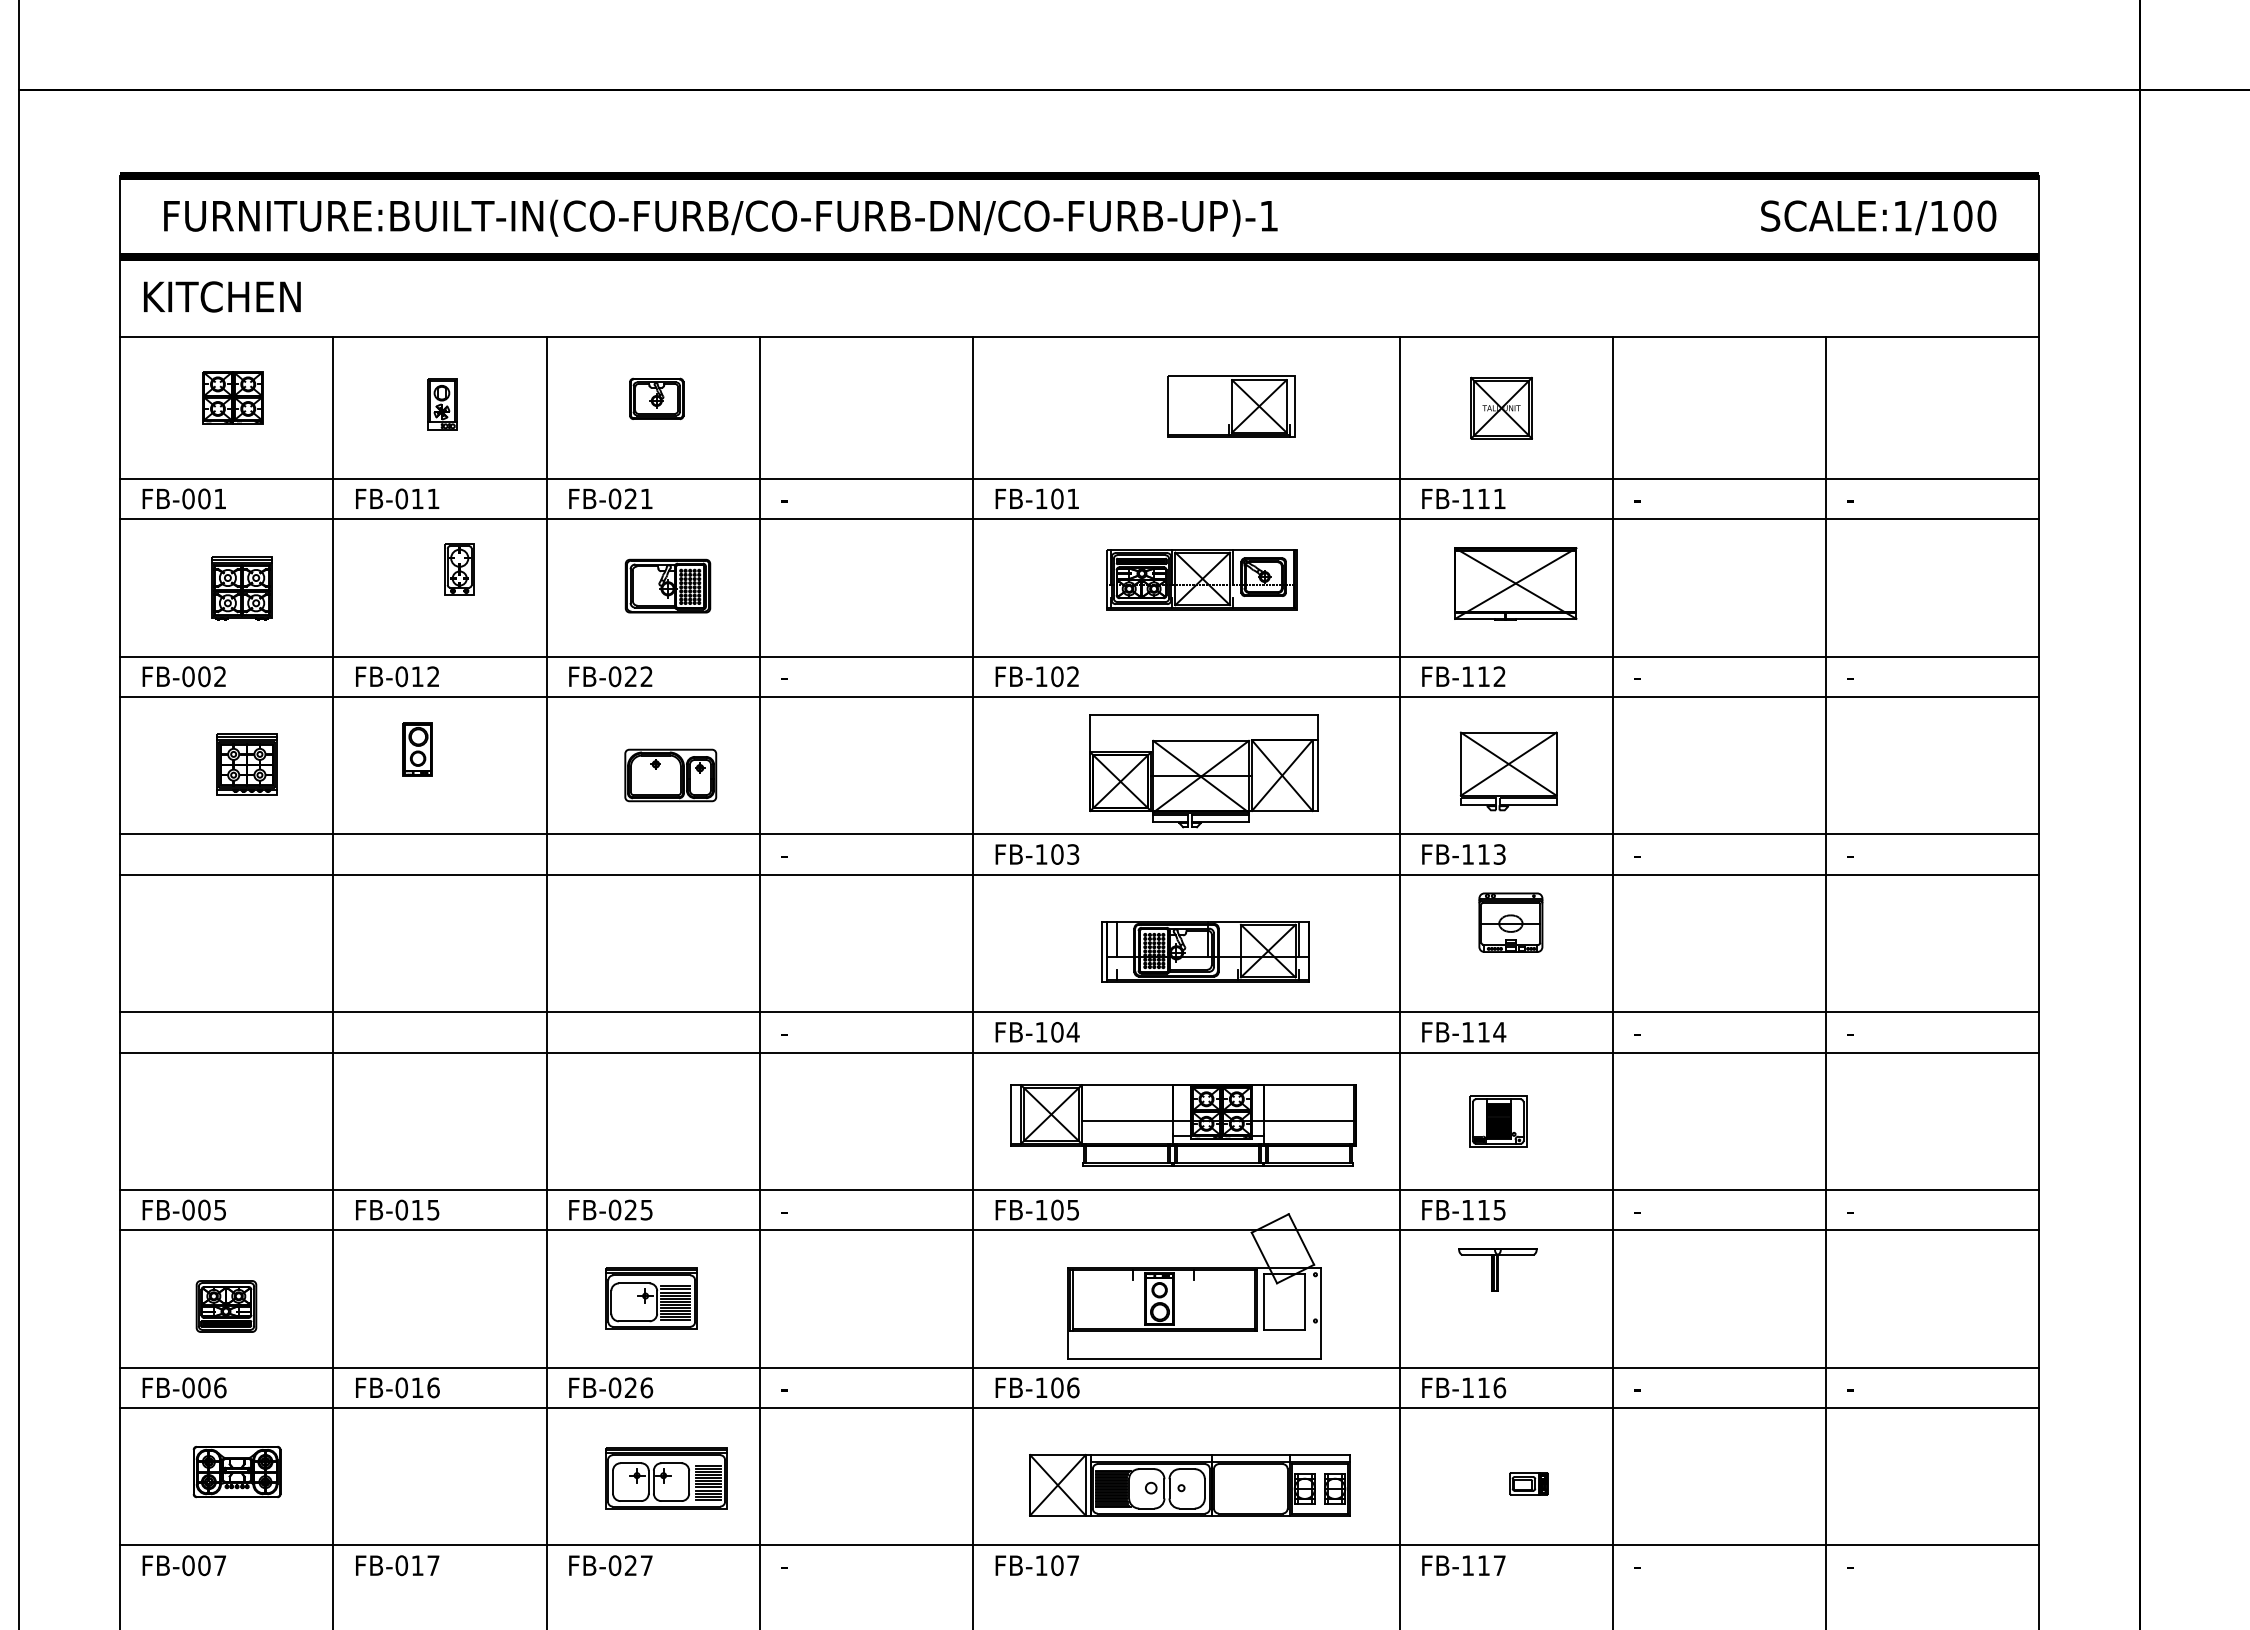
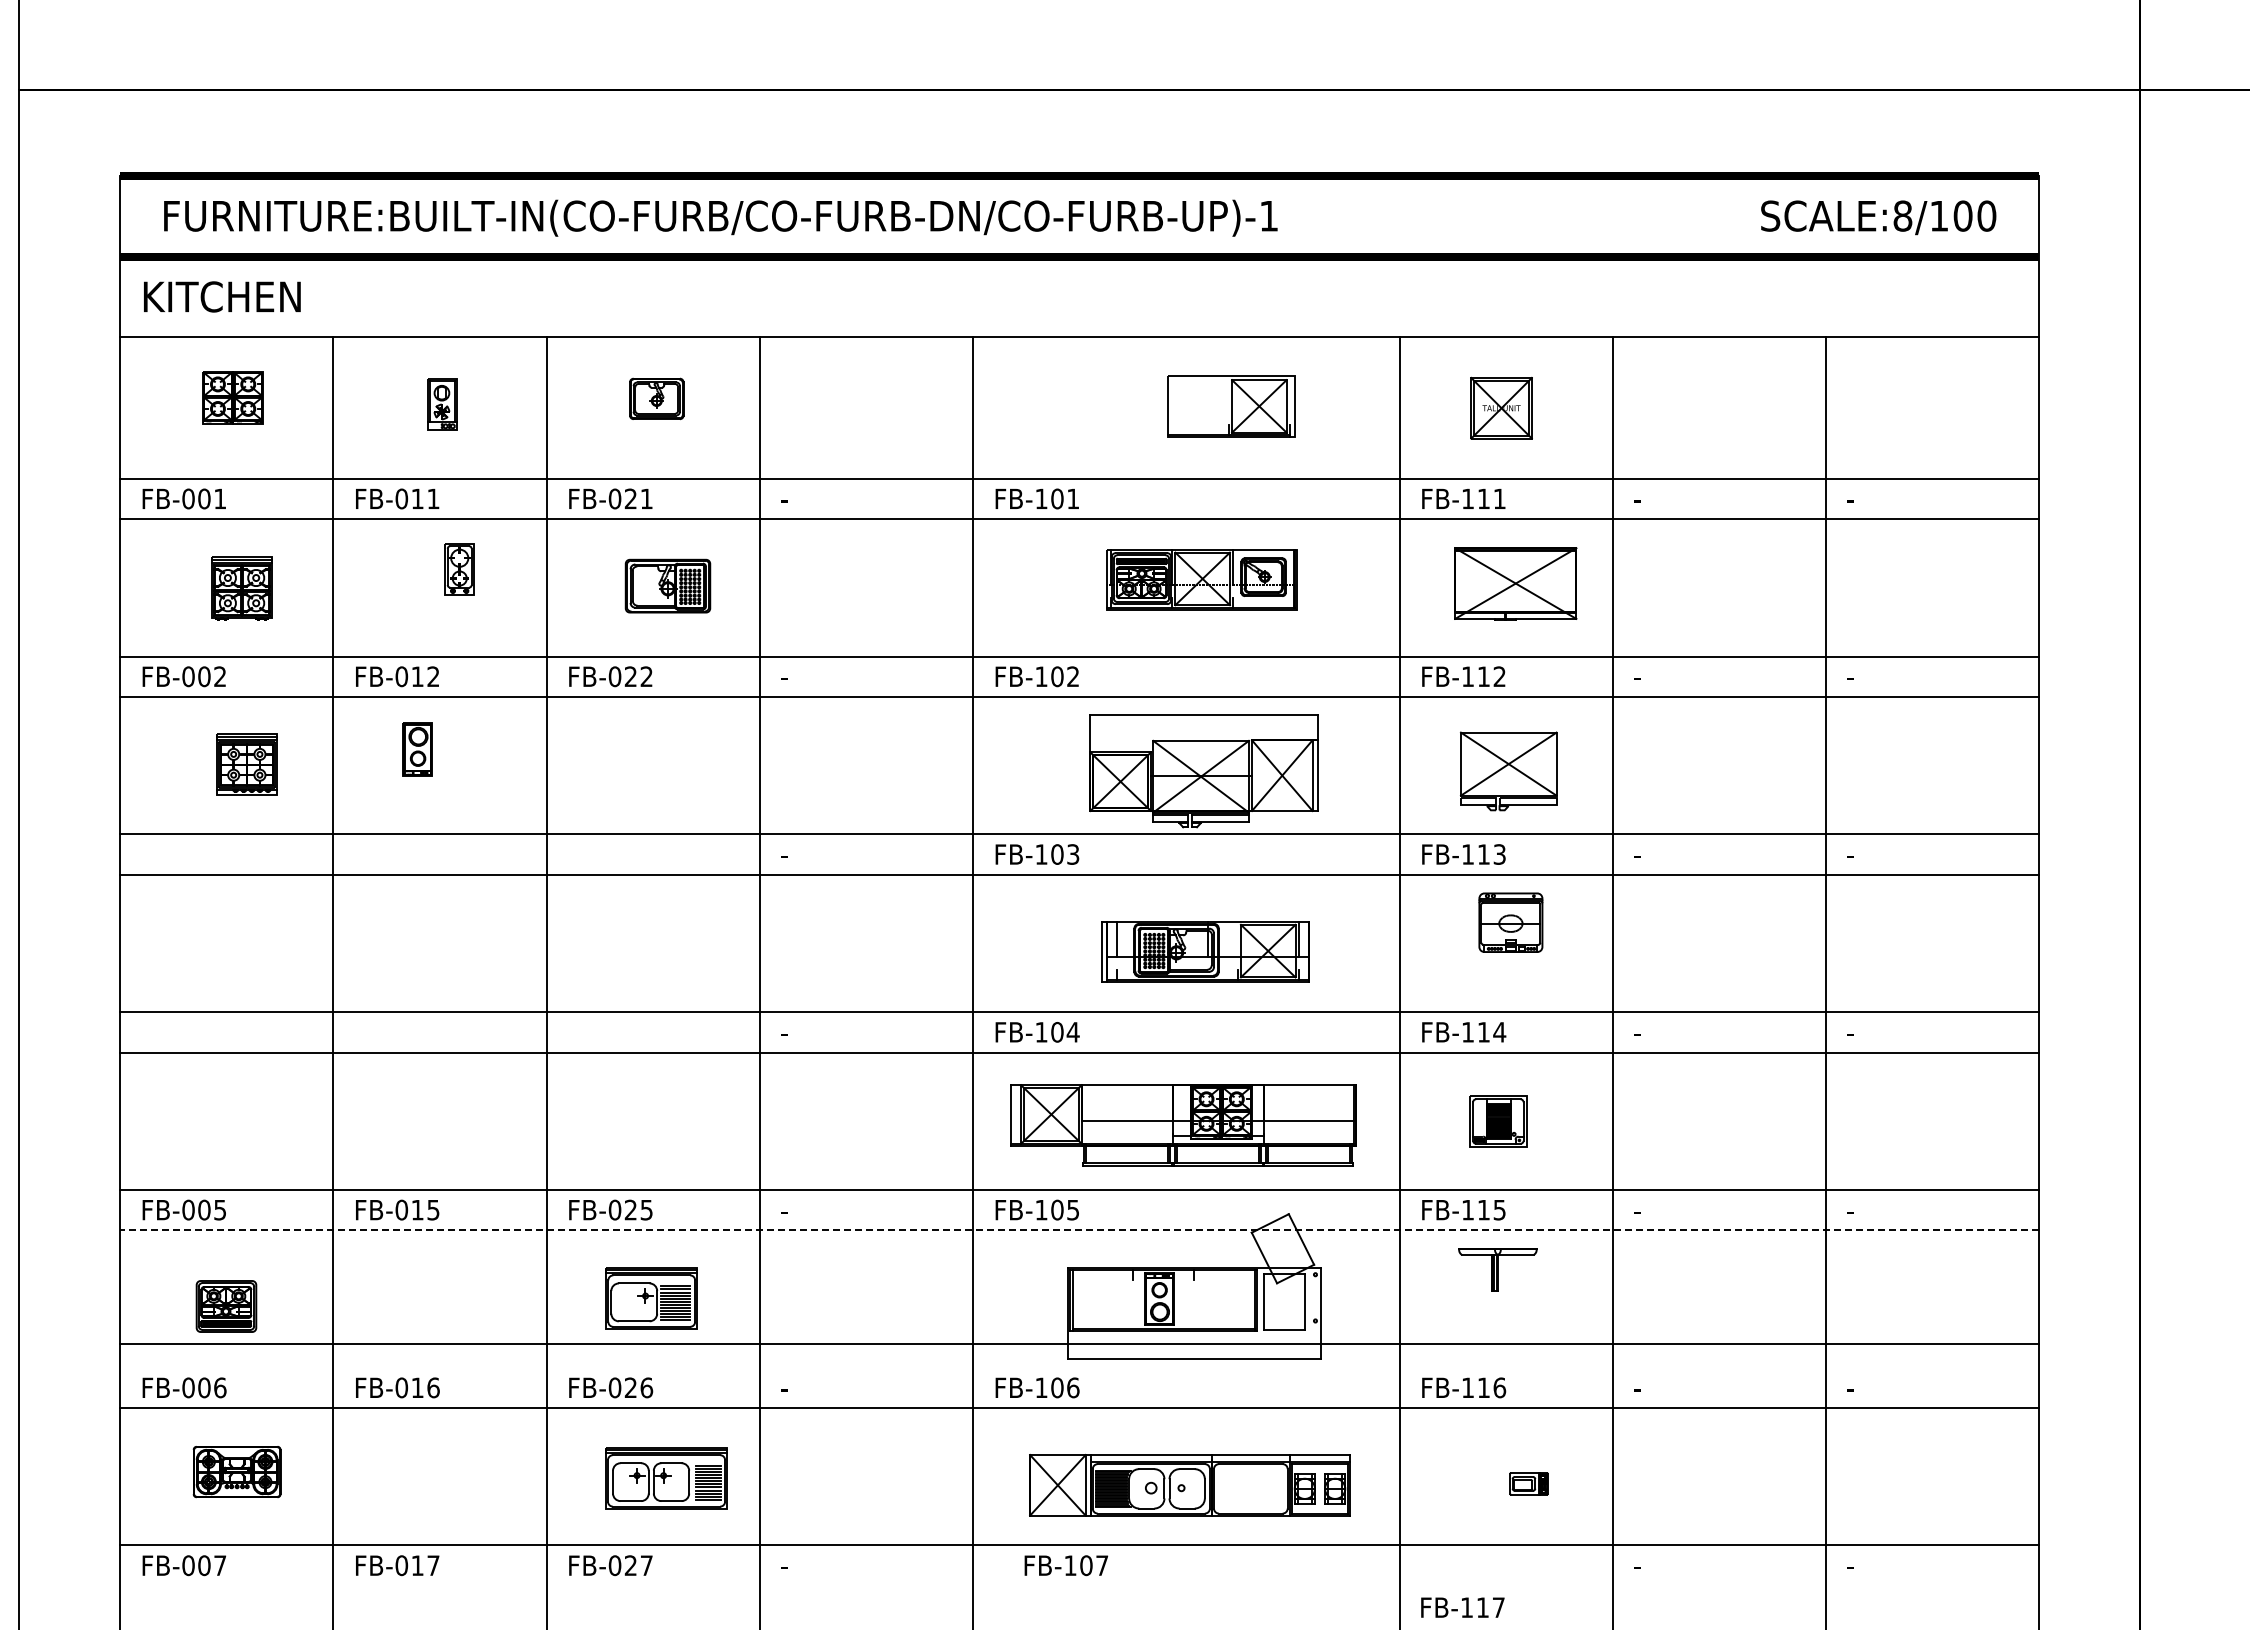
text: SCALE:1/100 -> SCALE:8/100 (1902, 215)
part: present -> none (670, 775)
line: solid -> dashed (1079, 1230)
line position: (1079, 1367) -> (1079, 1343) (1079, 1343)
text position: (1036, 1565) -> (1065, 1565) (1065, 1565)
text position: (1463, 1565) -> (1462, 1607) (1462, 1607)
